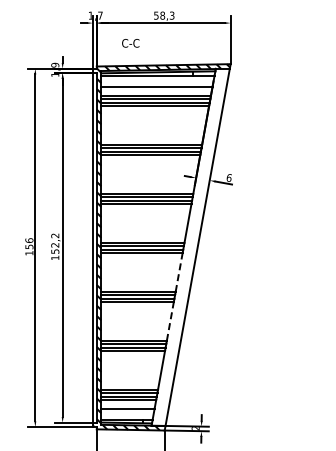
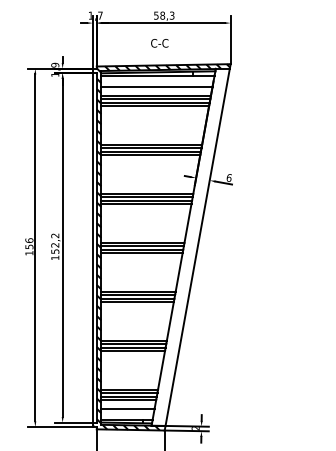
text position: (130, 43) -> (159, 43) (159, 43)
line: dashed -> solid (179, 272)
line: dashed -> solid (170, 321)
